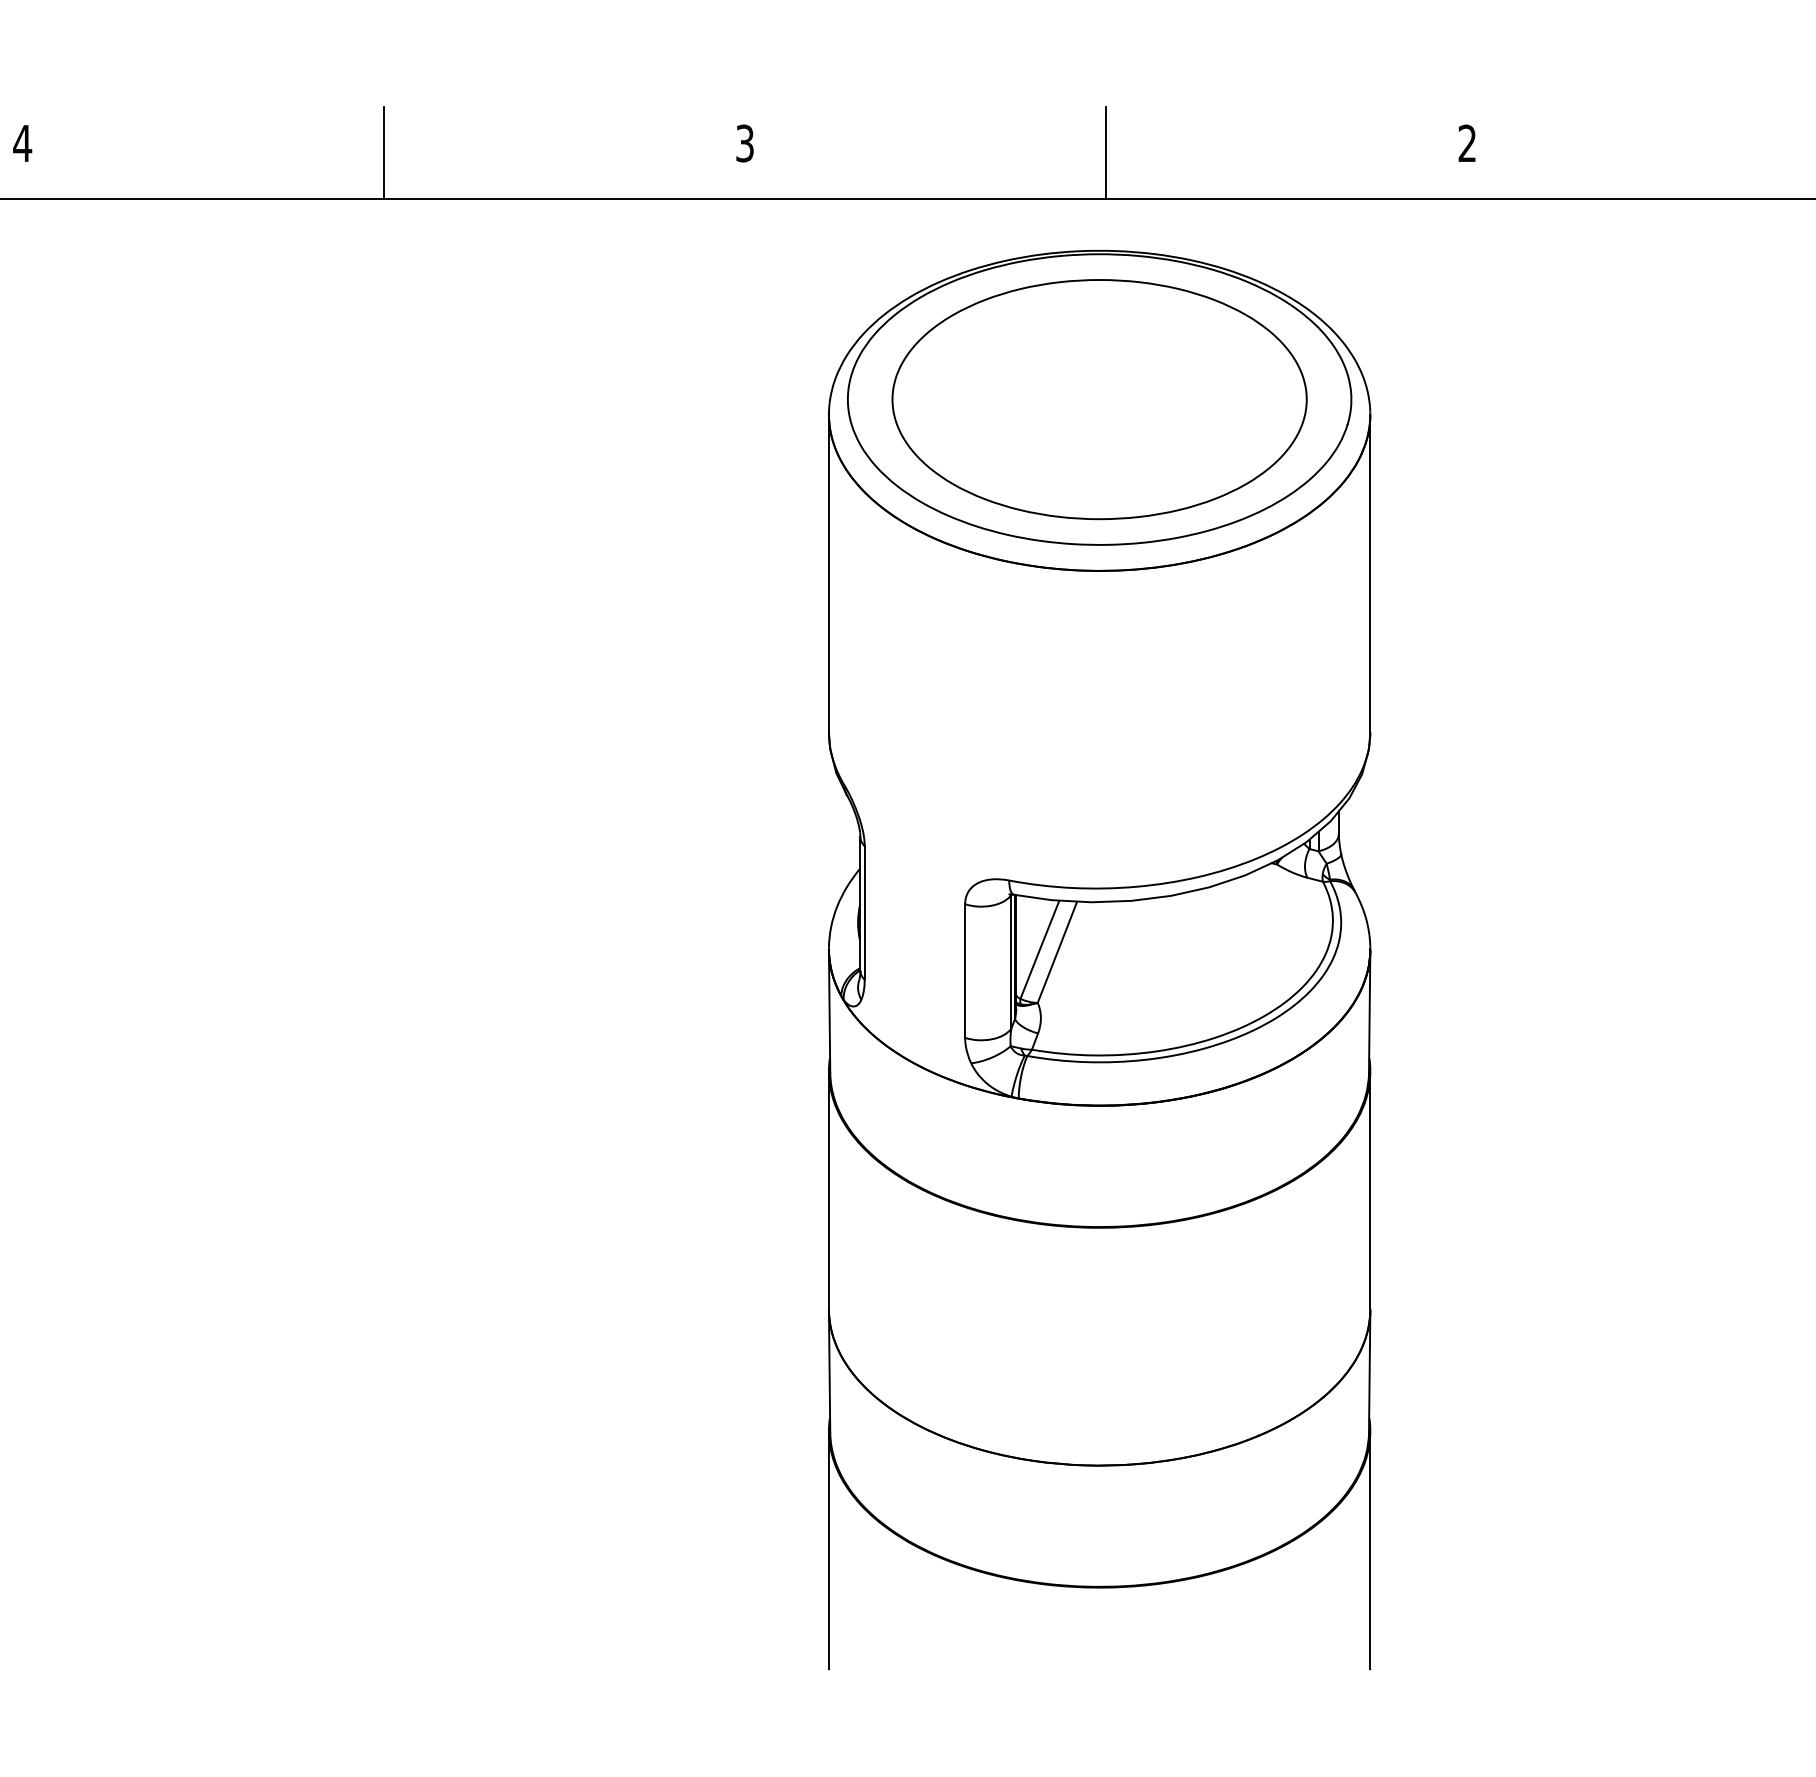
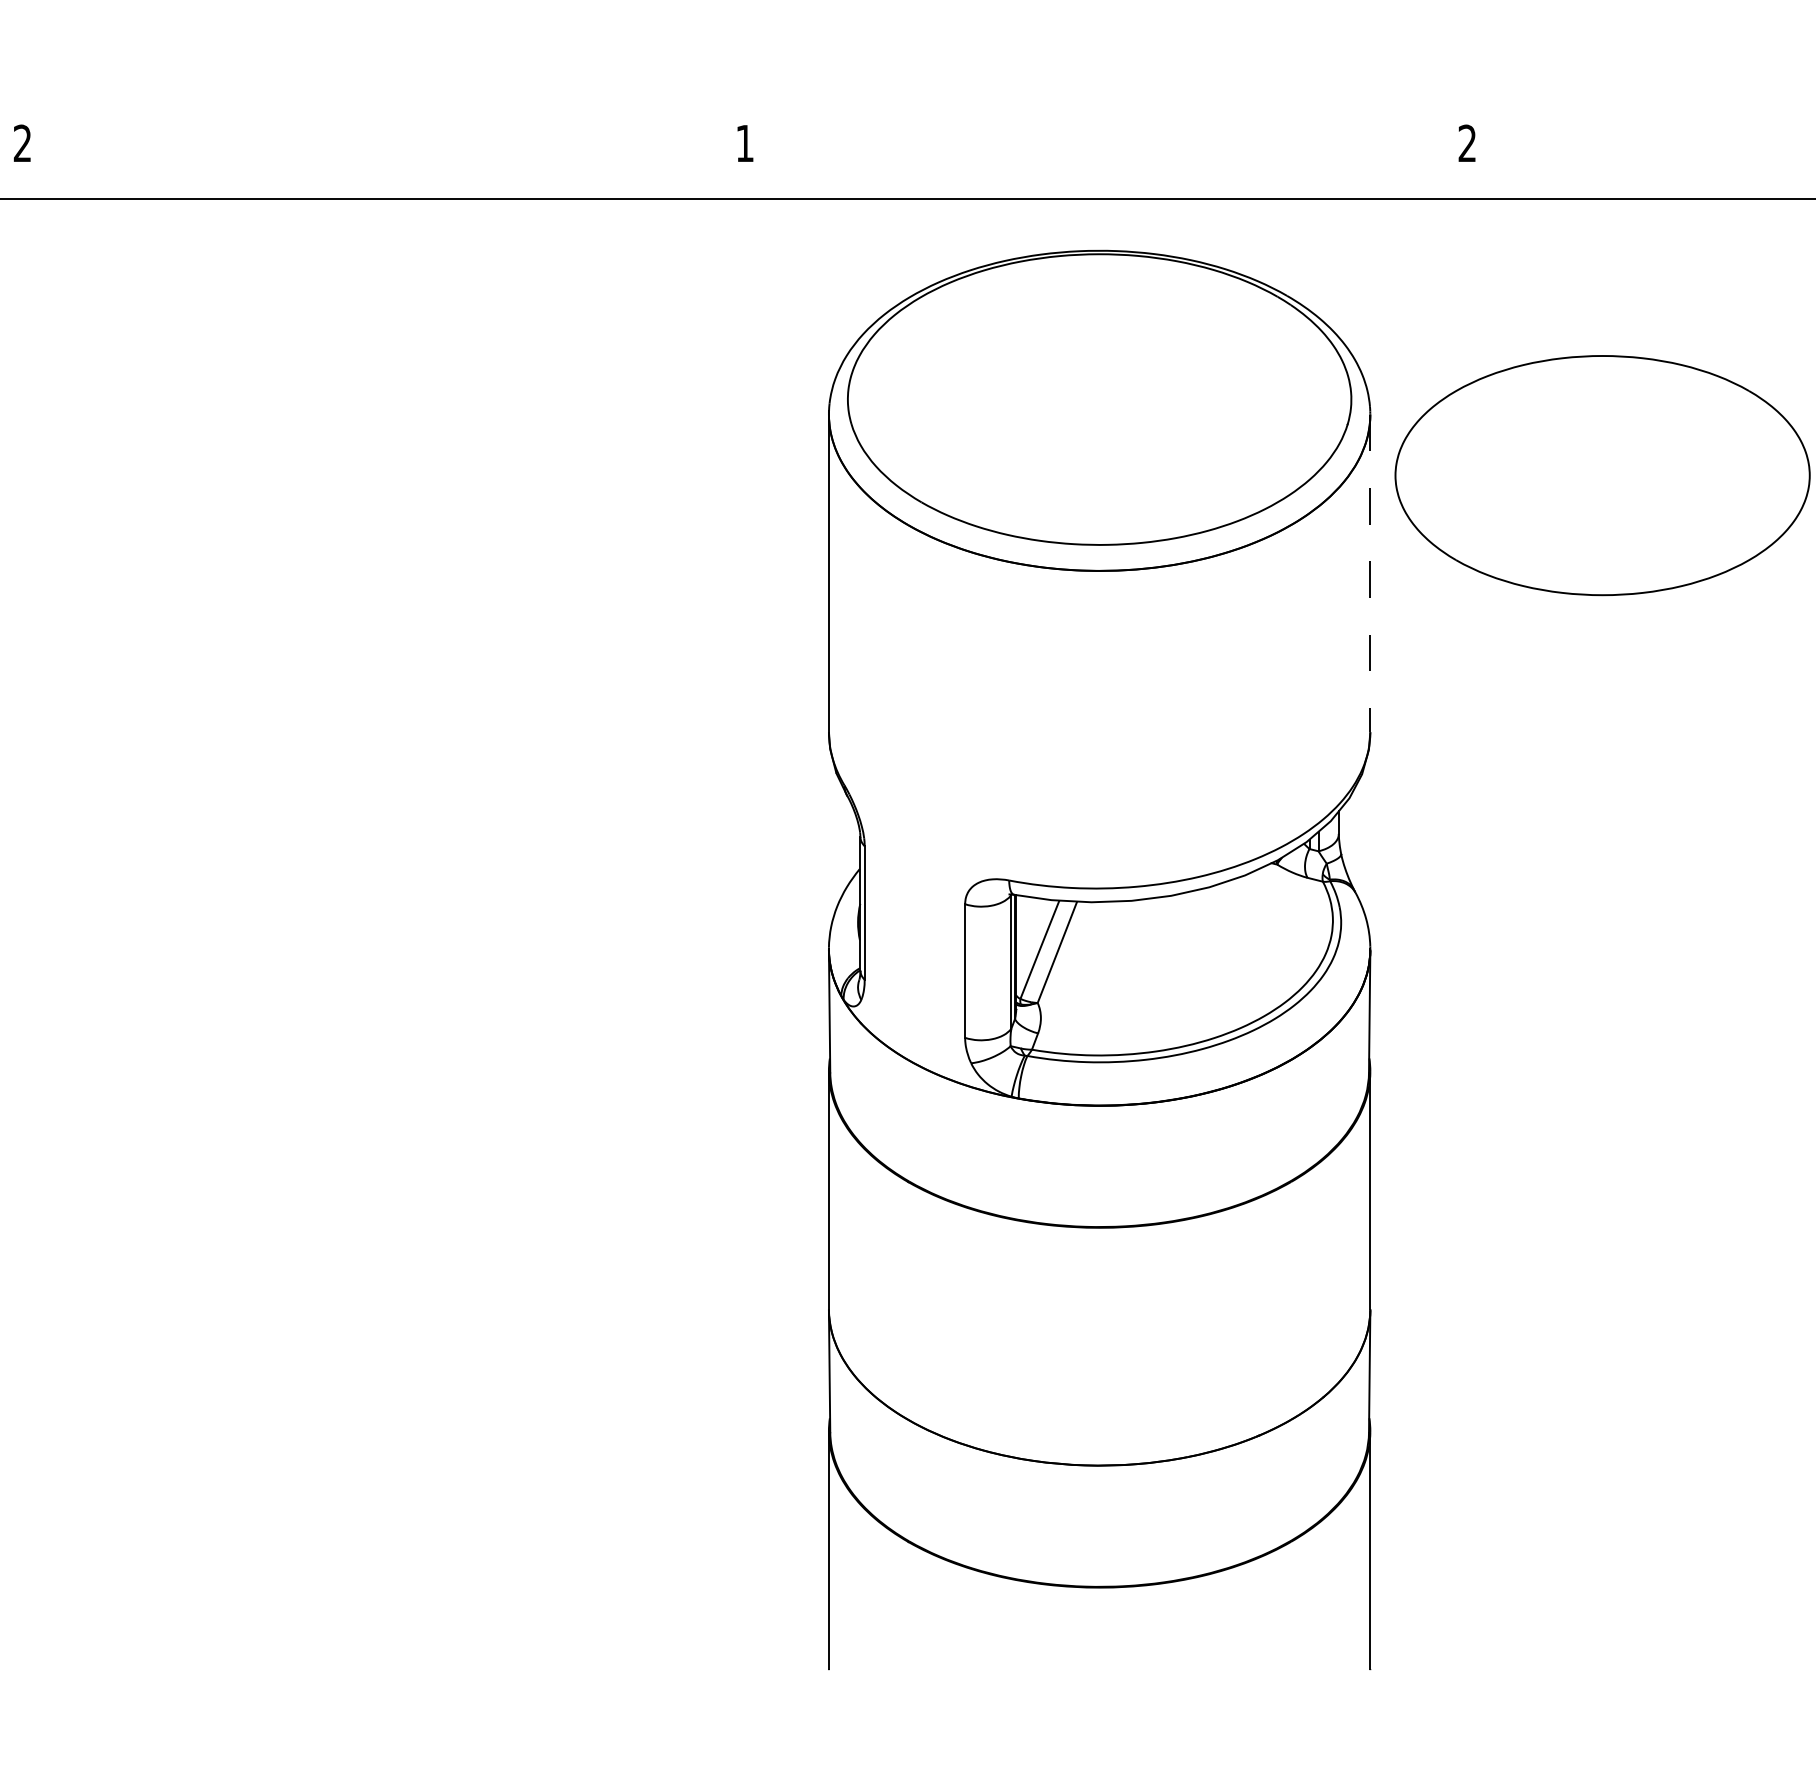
text: 4 -> 2 (22, 142)
text: 3 -> 1 (744, 143)
line: present -> none (383, 152)
line: present -> none (1106, 152)
part position: (1099, 399) -> (1602, 475) (1602, 475)
line: solid -> dashed (1370, 573)
